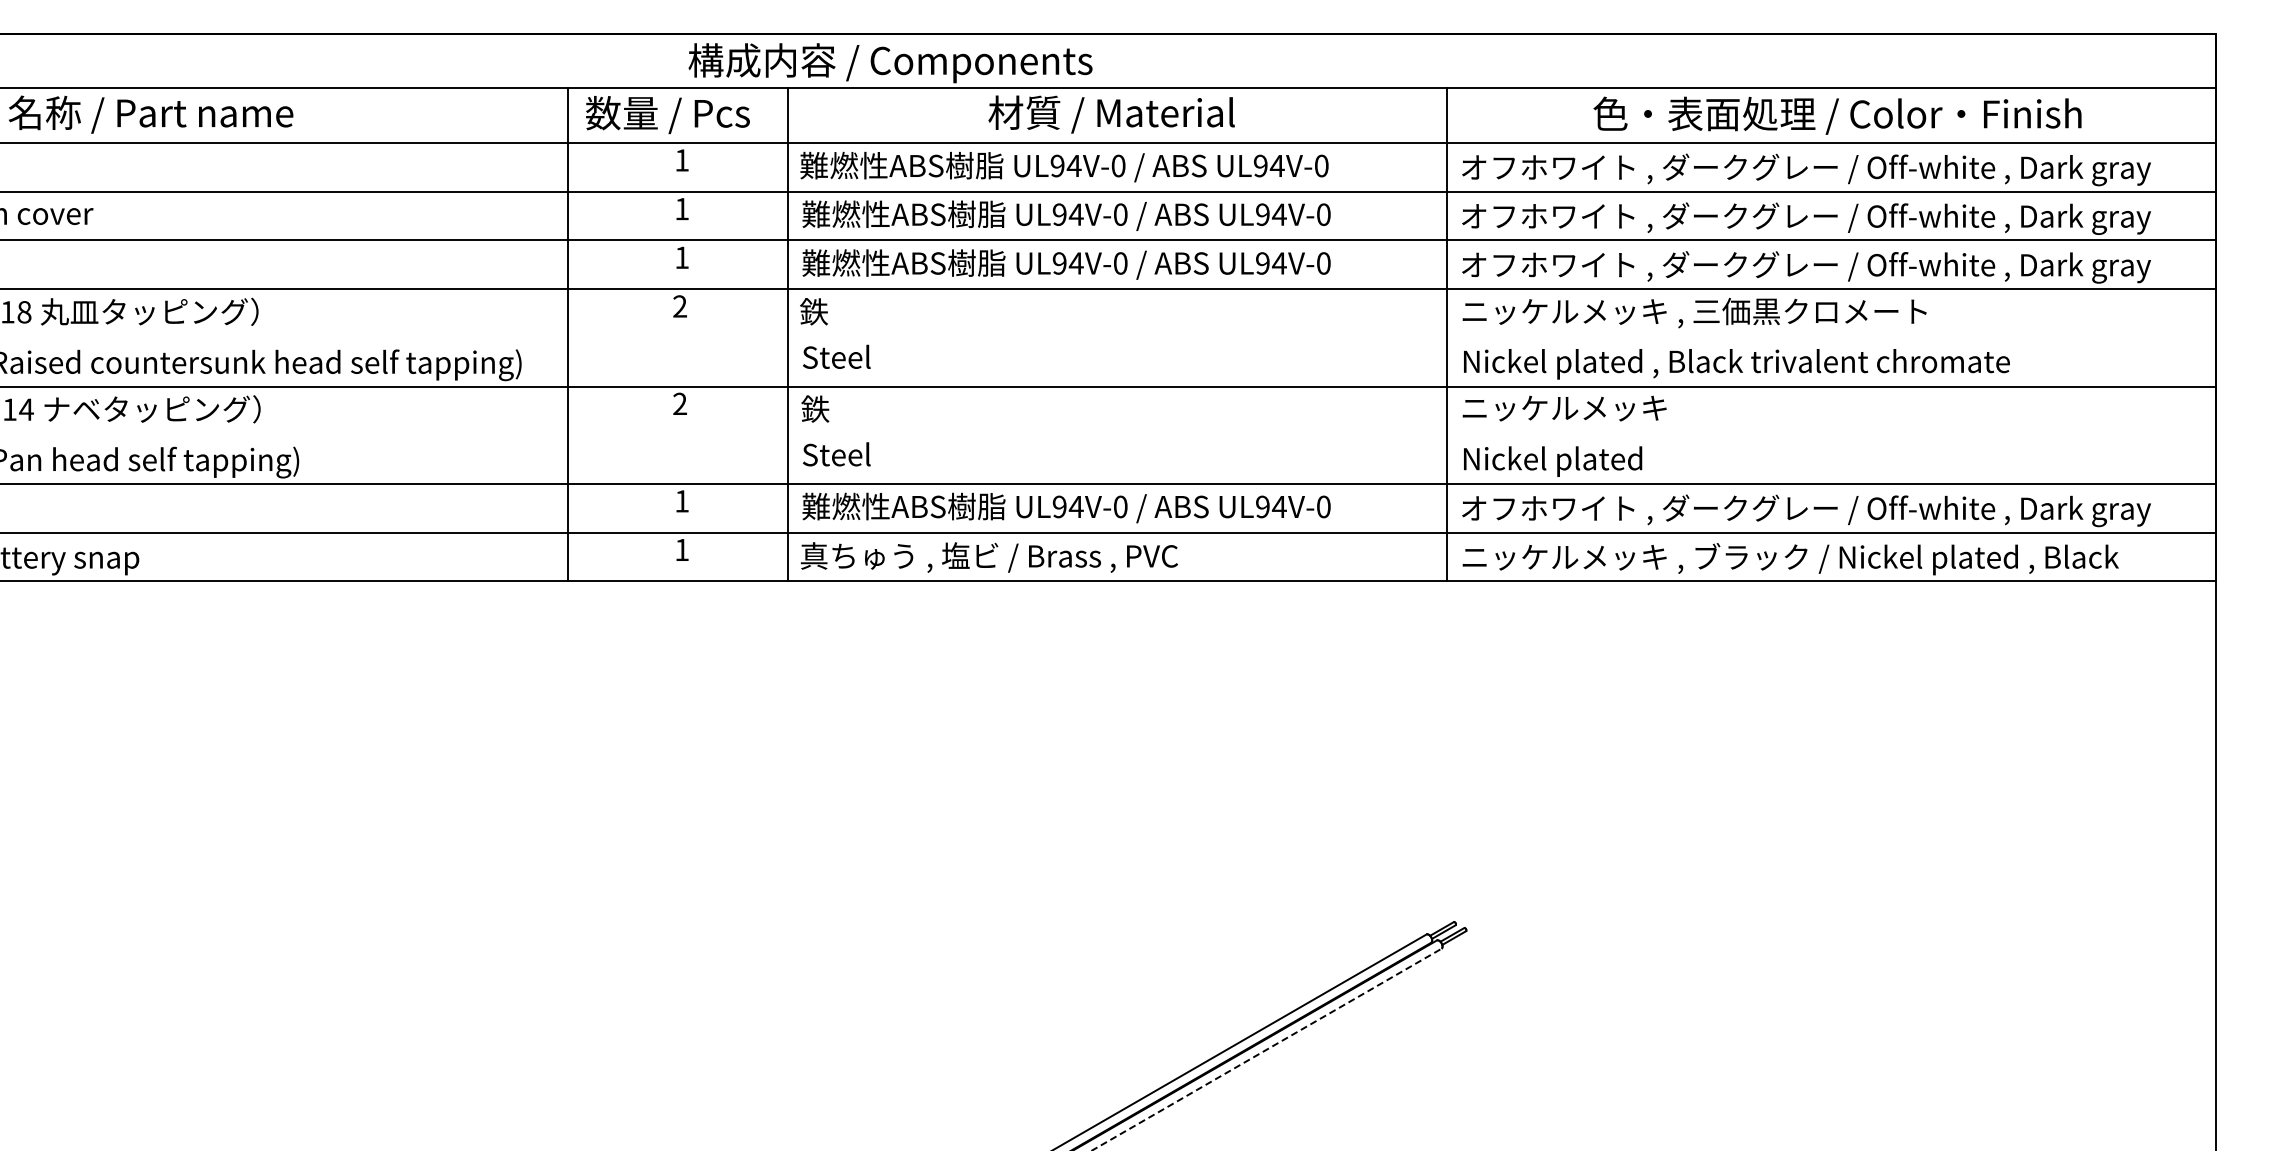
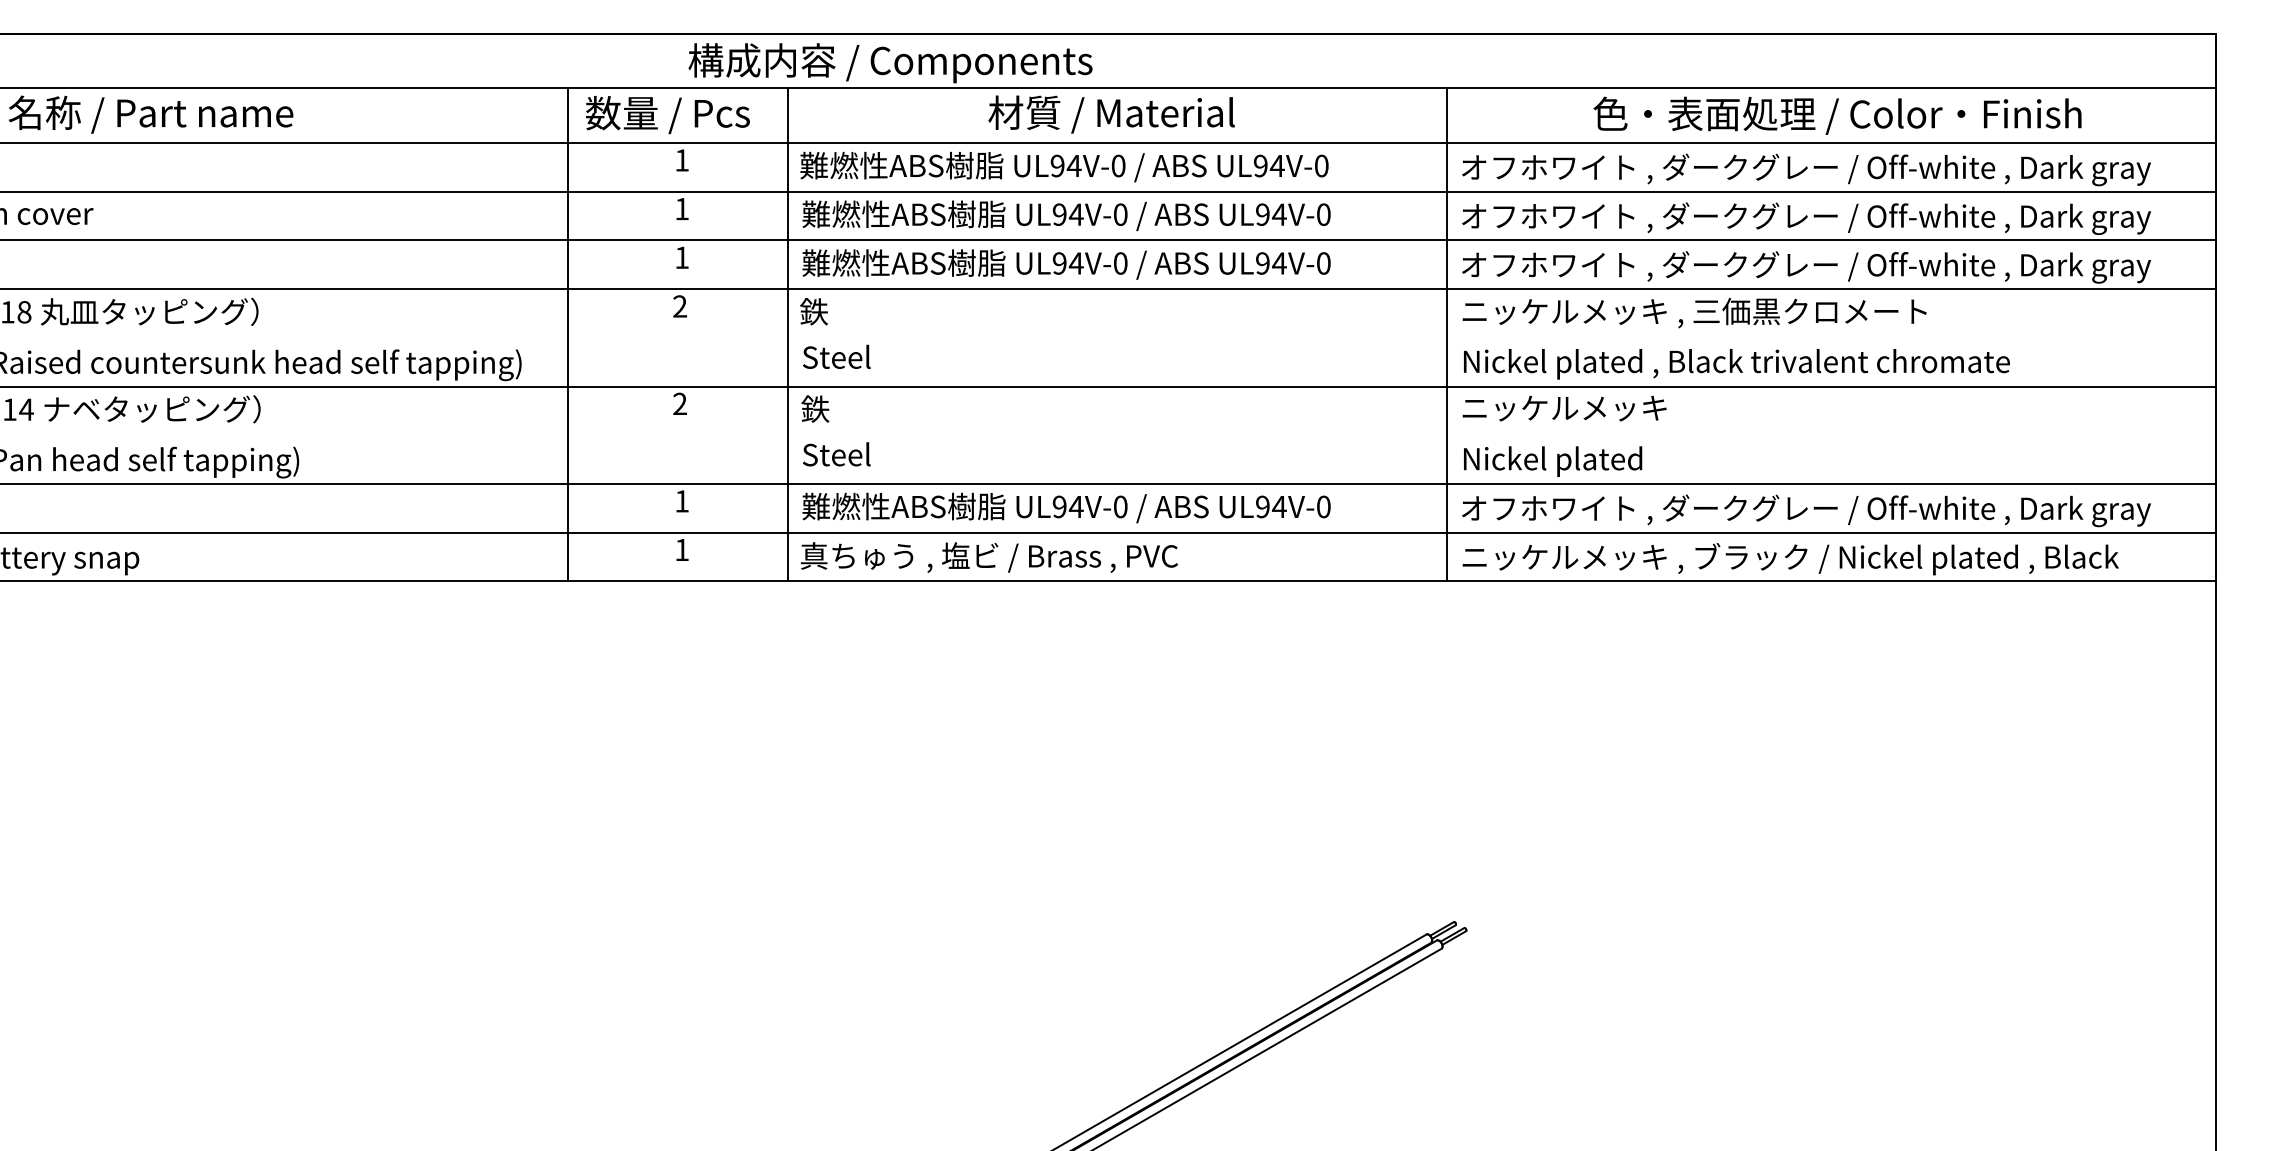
line: dashed -> solid (1266, 1049)
